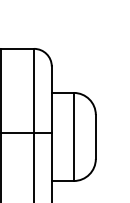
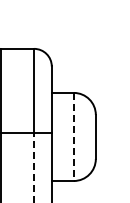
line: solid -> dashed (73, 137)
line: solid -> dashed (34, 167)
